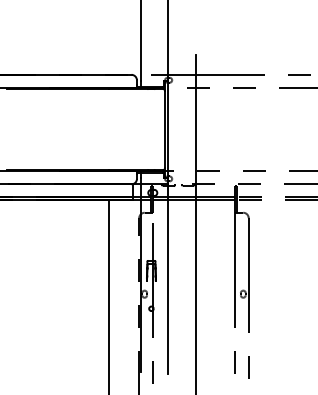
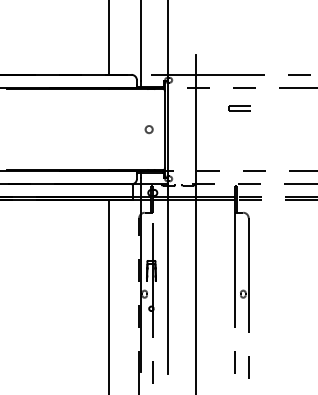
line: none -> present (109, 38)
part: none -> present (239, 108)
circle: none -> present (148, 129)
